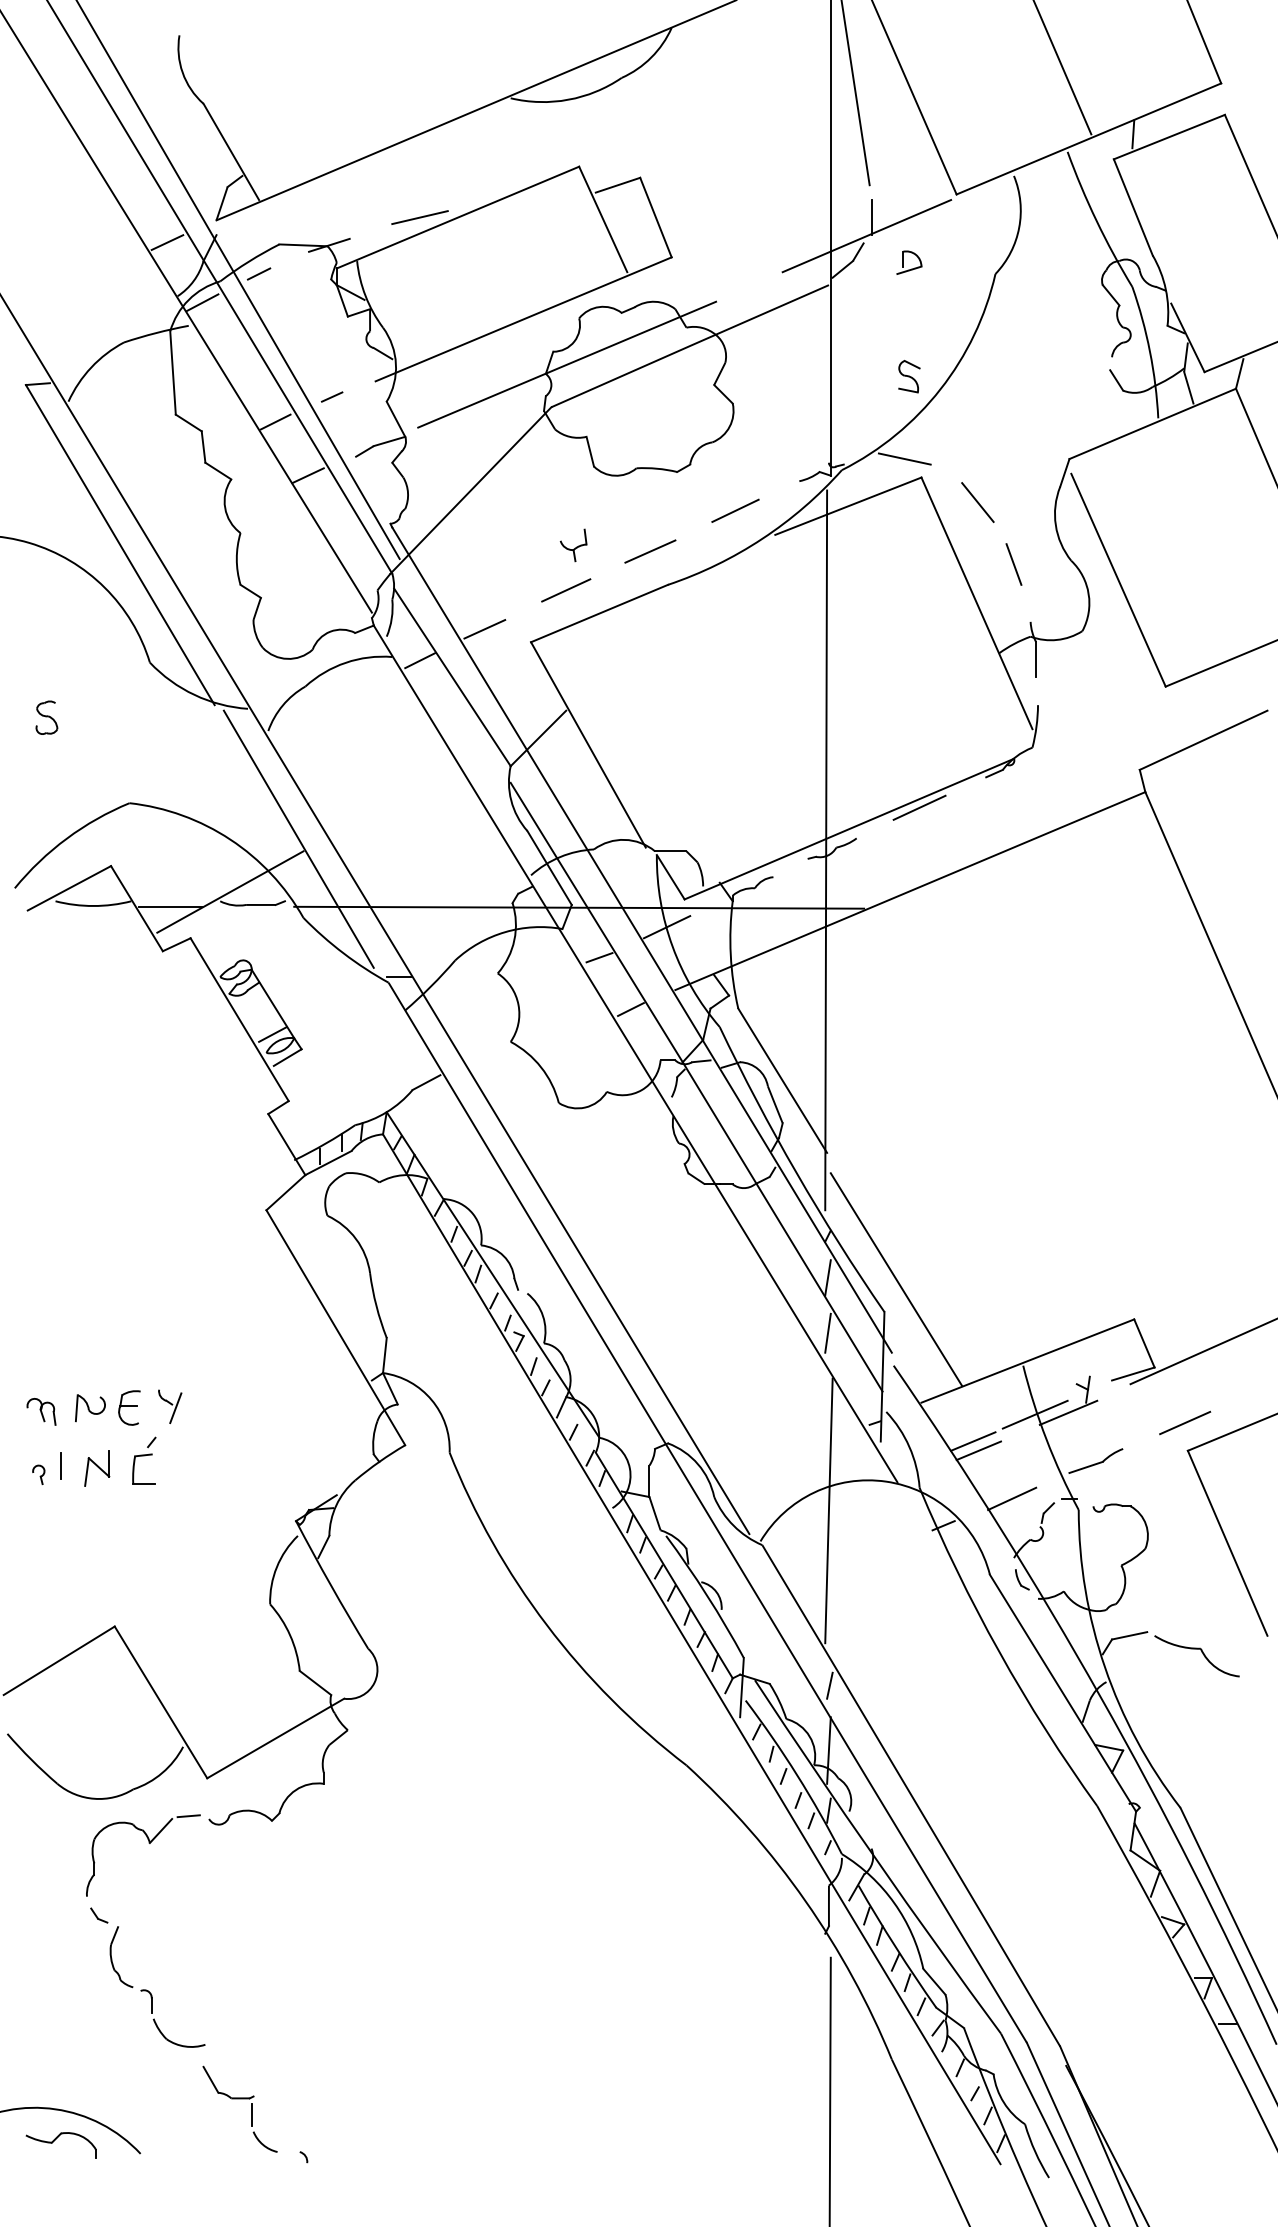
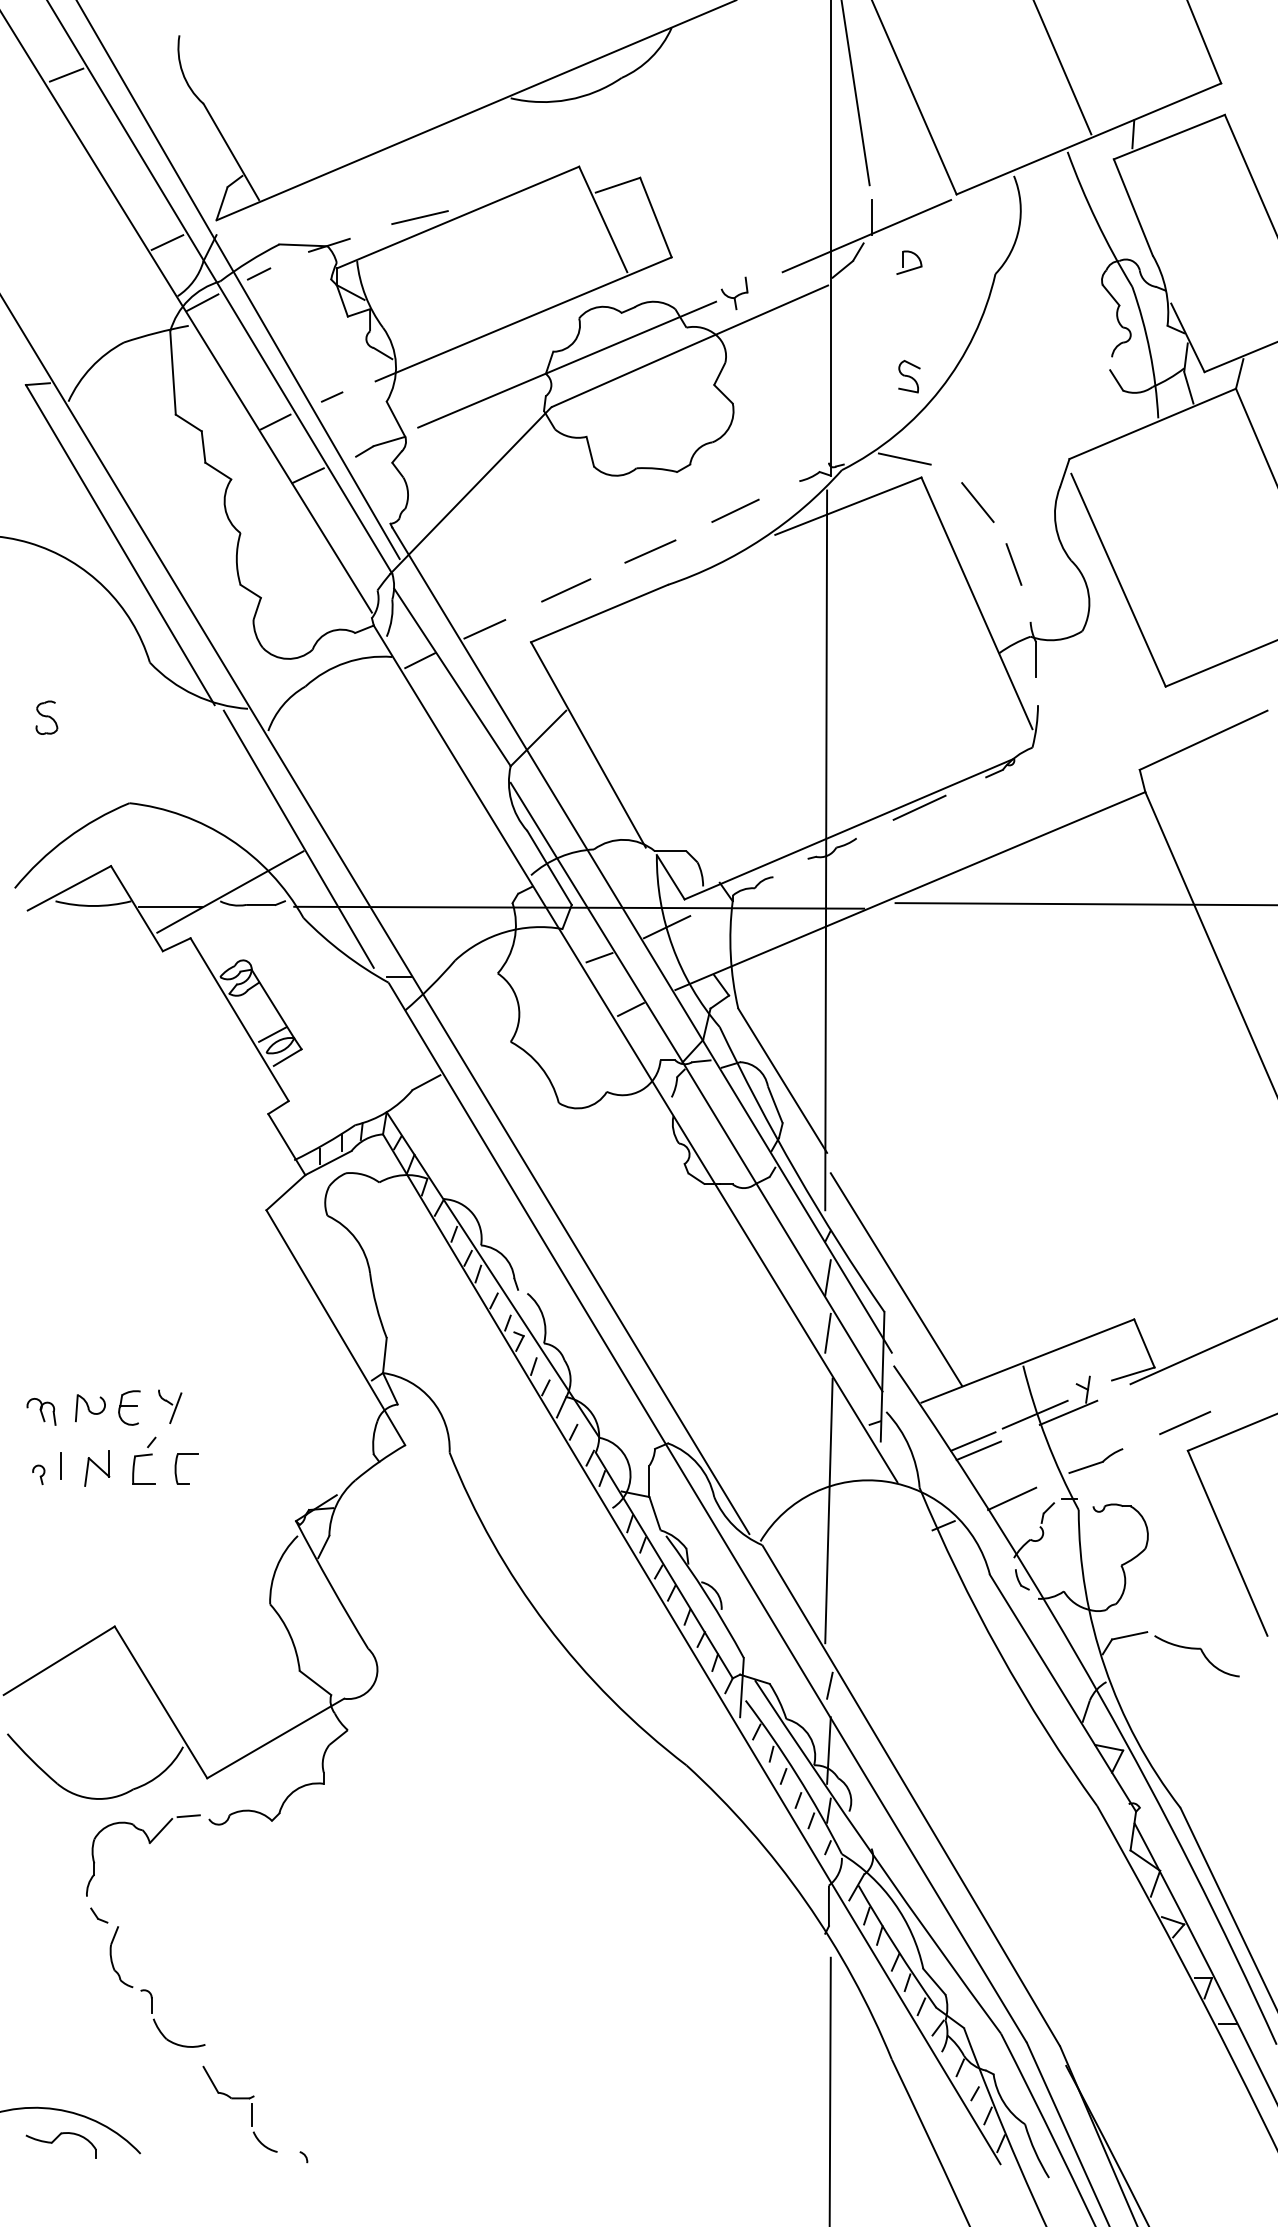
line: none -> present (66, 74)
part position: (573, 545) -> (734, 293) (734, 293)
line: none -> present (1084, 904)
part: none -> present (176, 1468)
